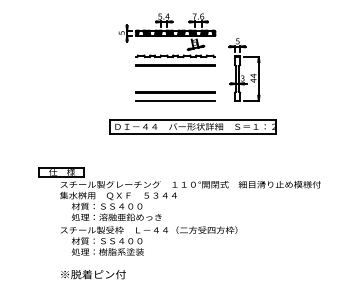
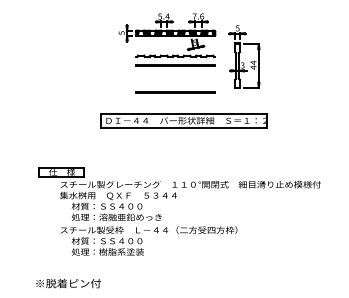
part position: (244, 69) -> (244, 56) (244, 56)
line: present -> none (175, 100)
part position: (192, 126) -> (183, 120) (183, 120)
text position: (93, 274) -> (68, 283) (68, 283)
